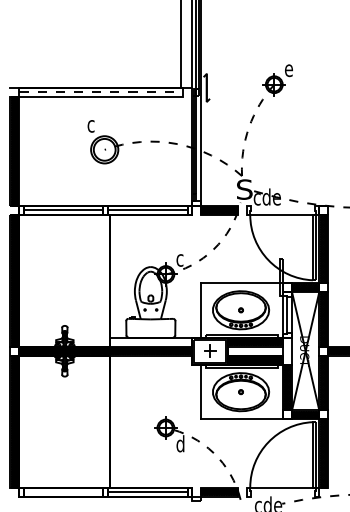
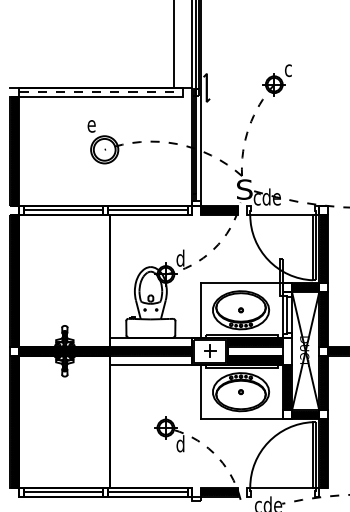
line position: (180, 44) -> (173, 44) (173, 44)
text: e -> c (289, 70)
text: c -> e (92, 126)
text: c -> d (180, 257)
line: none -> present (151, 364)
line: none -> present (63, 492)
